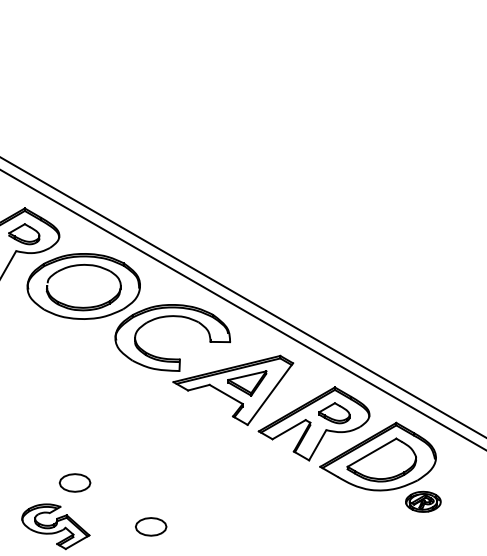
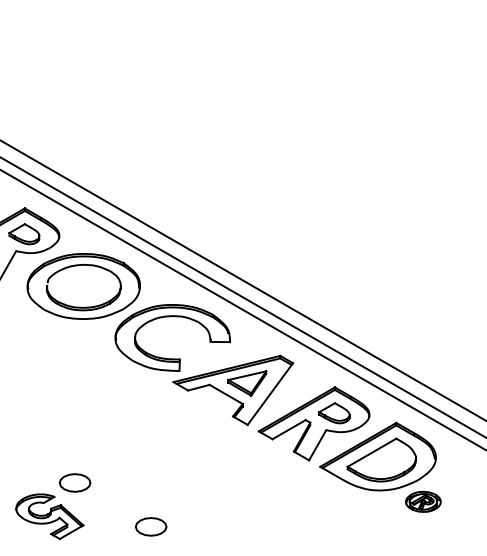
line: none -> present (242, 280)
part position: (55, 526) -> (49, 516) (49, 516)
